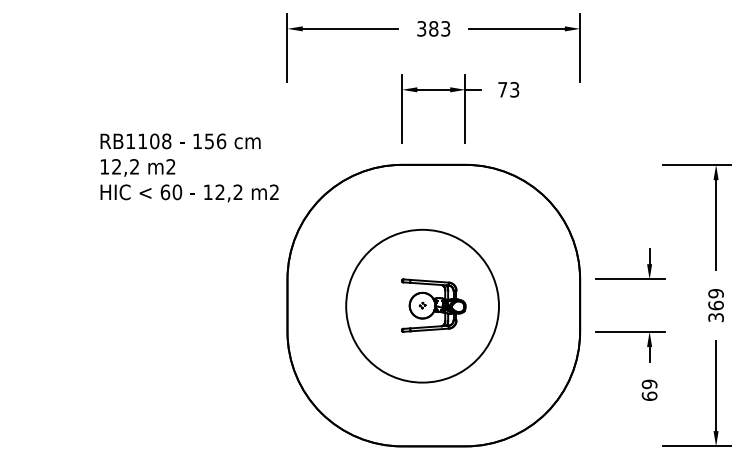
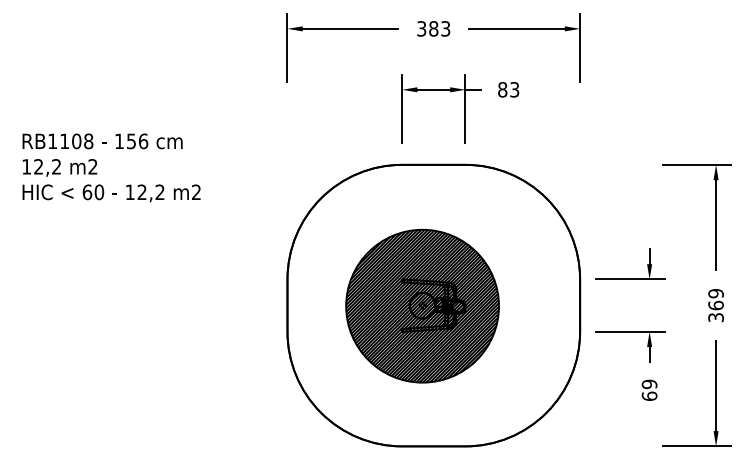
text: 73 -> 83 (502, 89)
text position: (189, 167) -> (111, 167) (111, 167)
hatch: none -> present (422, 305)
